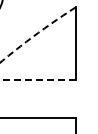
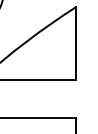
arc: dashed -> solid (36, 33)
line: dashed -> solid (37, 80)
